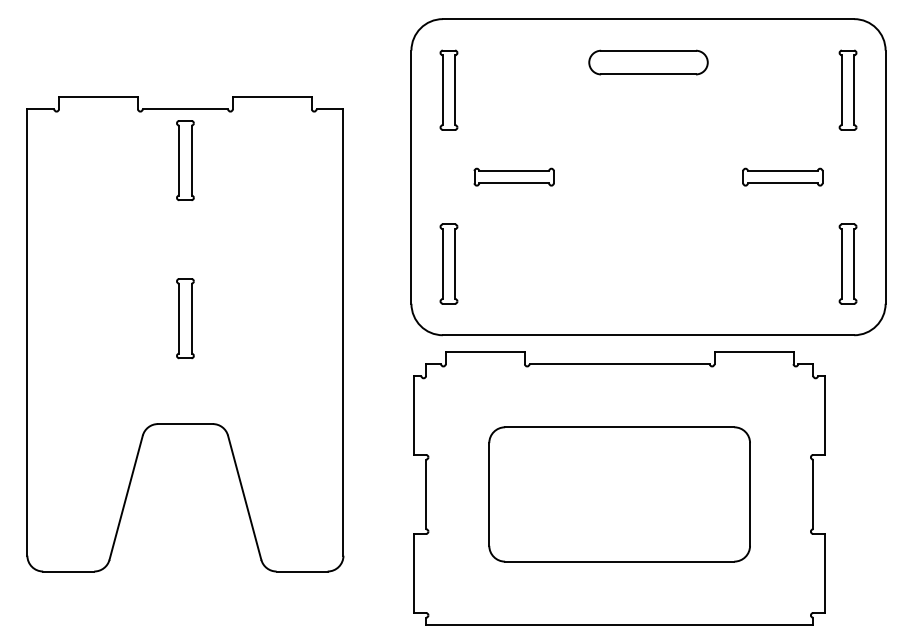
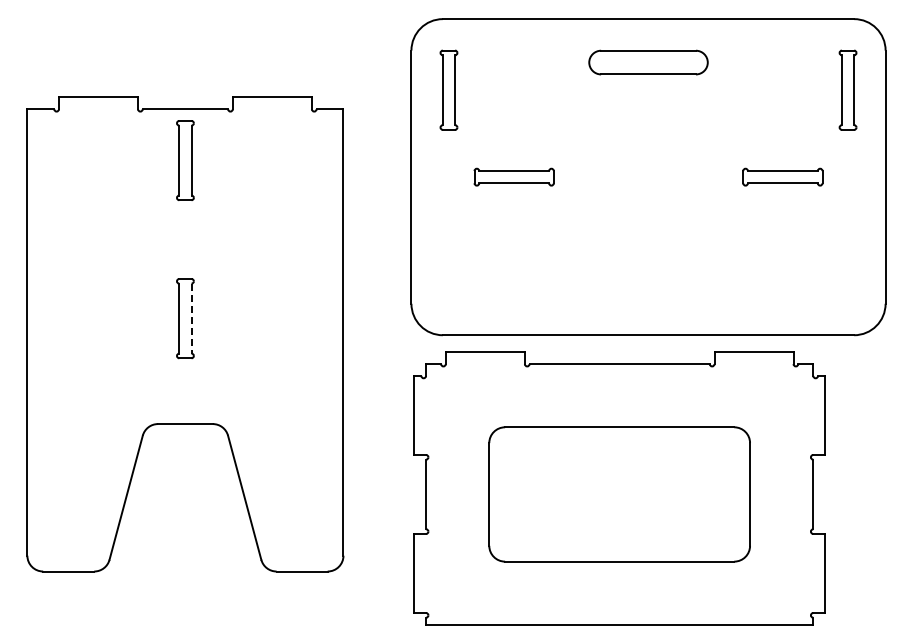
part: present -> none (448, 263)
part: present -> none (847, 263)
line: solid -> dashed (191, 318)
